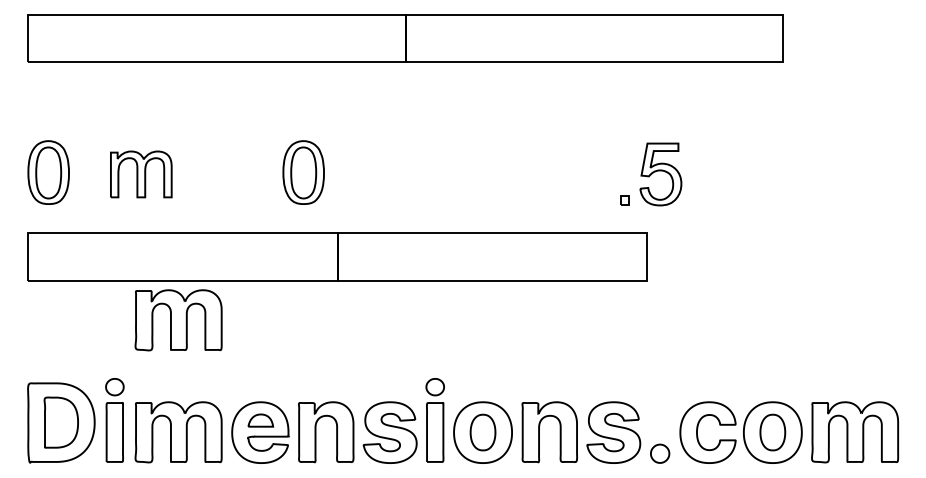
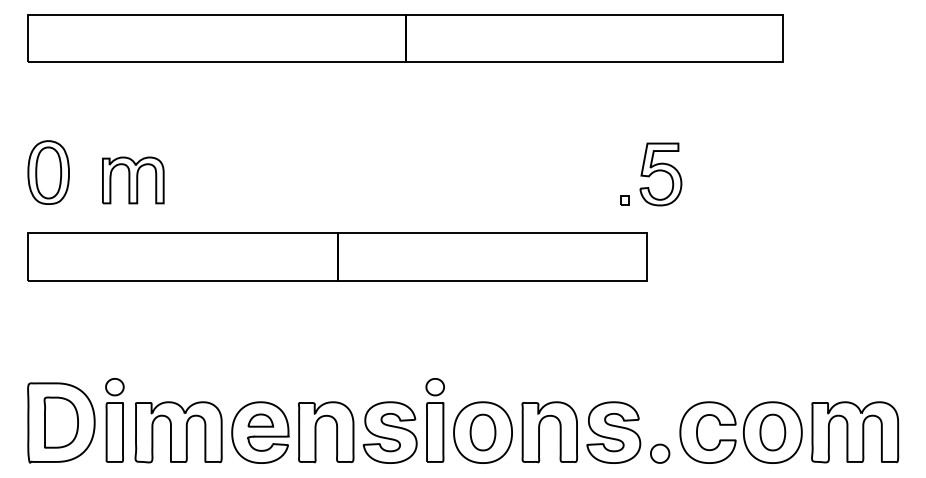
part: present -> none (303, 172)
part position: (141, 174) -> (133, 180) (133, 180)
part: present -> none (178, 320)
